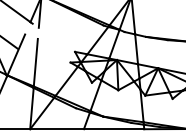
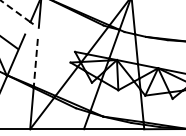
line: solid -> dashed (15, 11)
line: solid -> dashed (35, 62)
